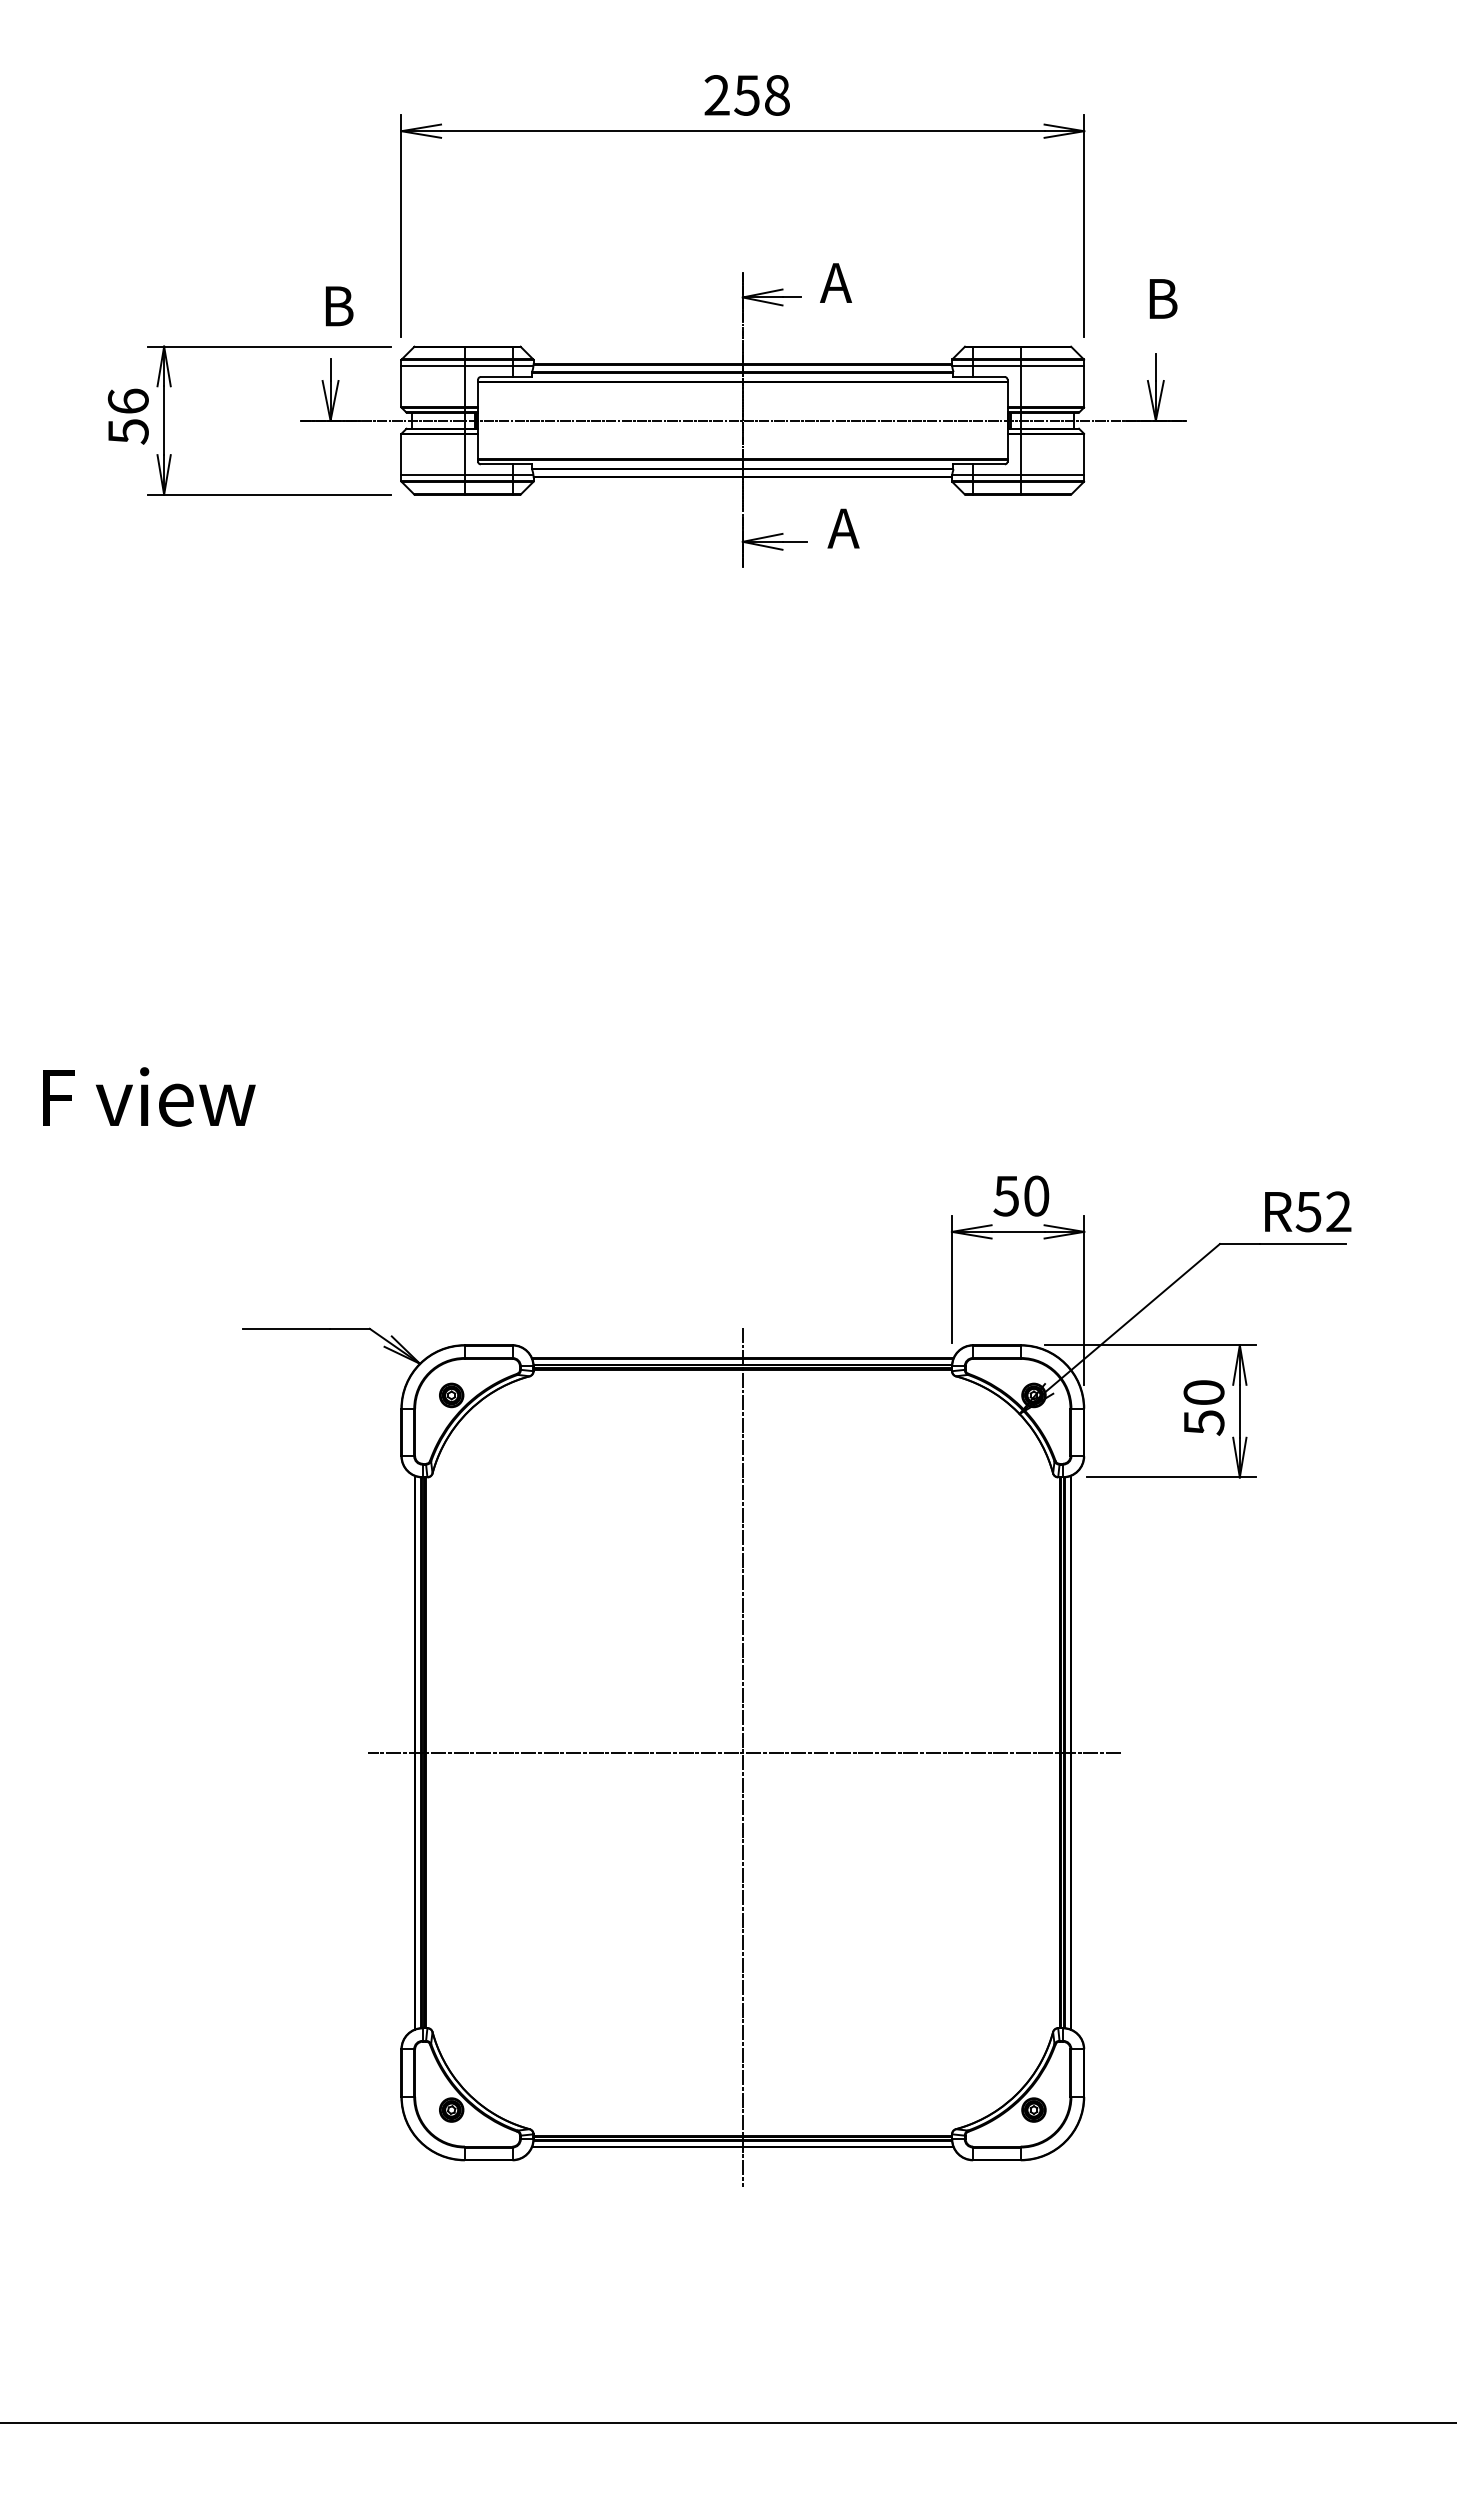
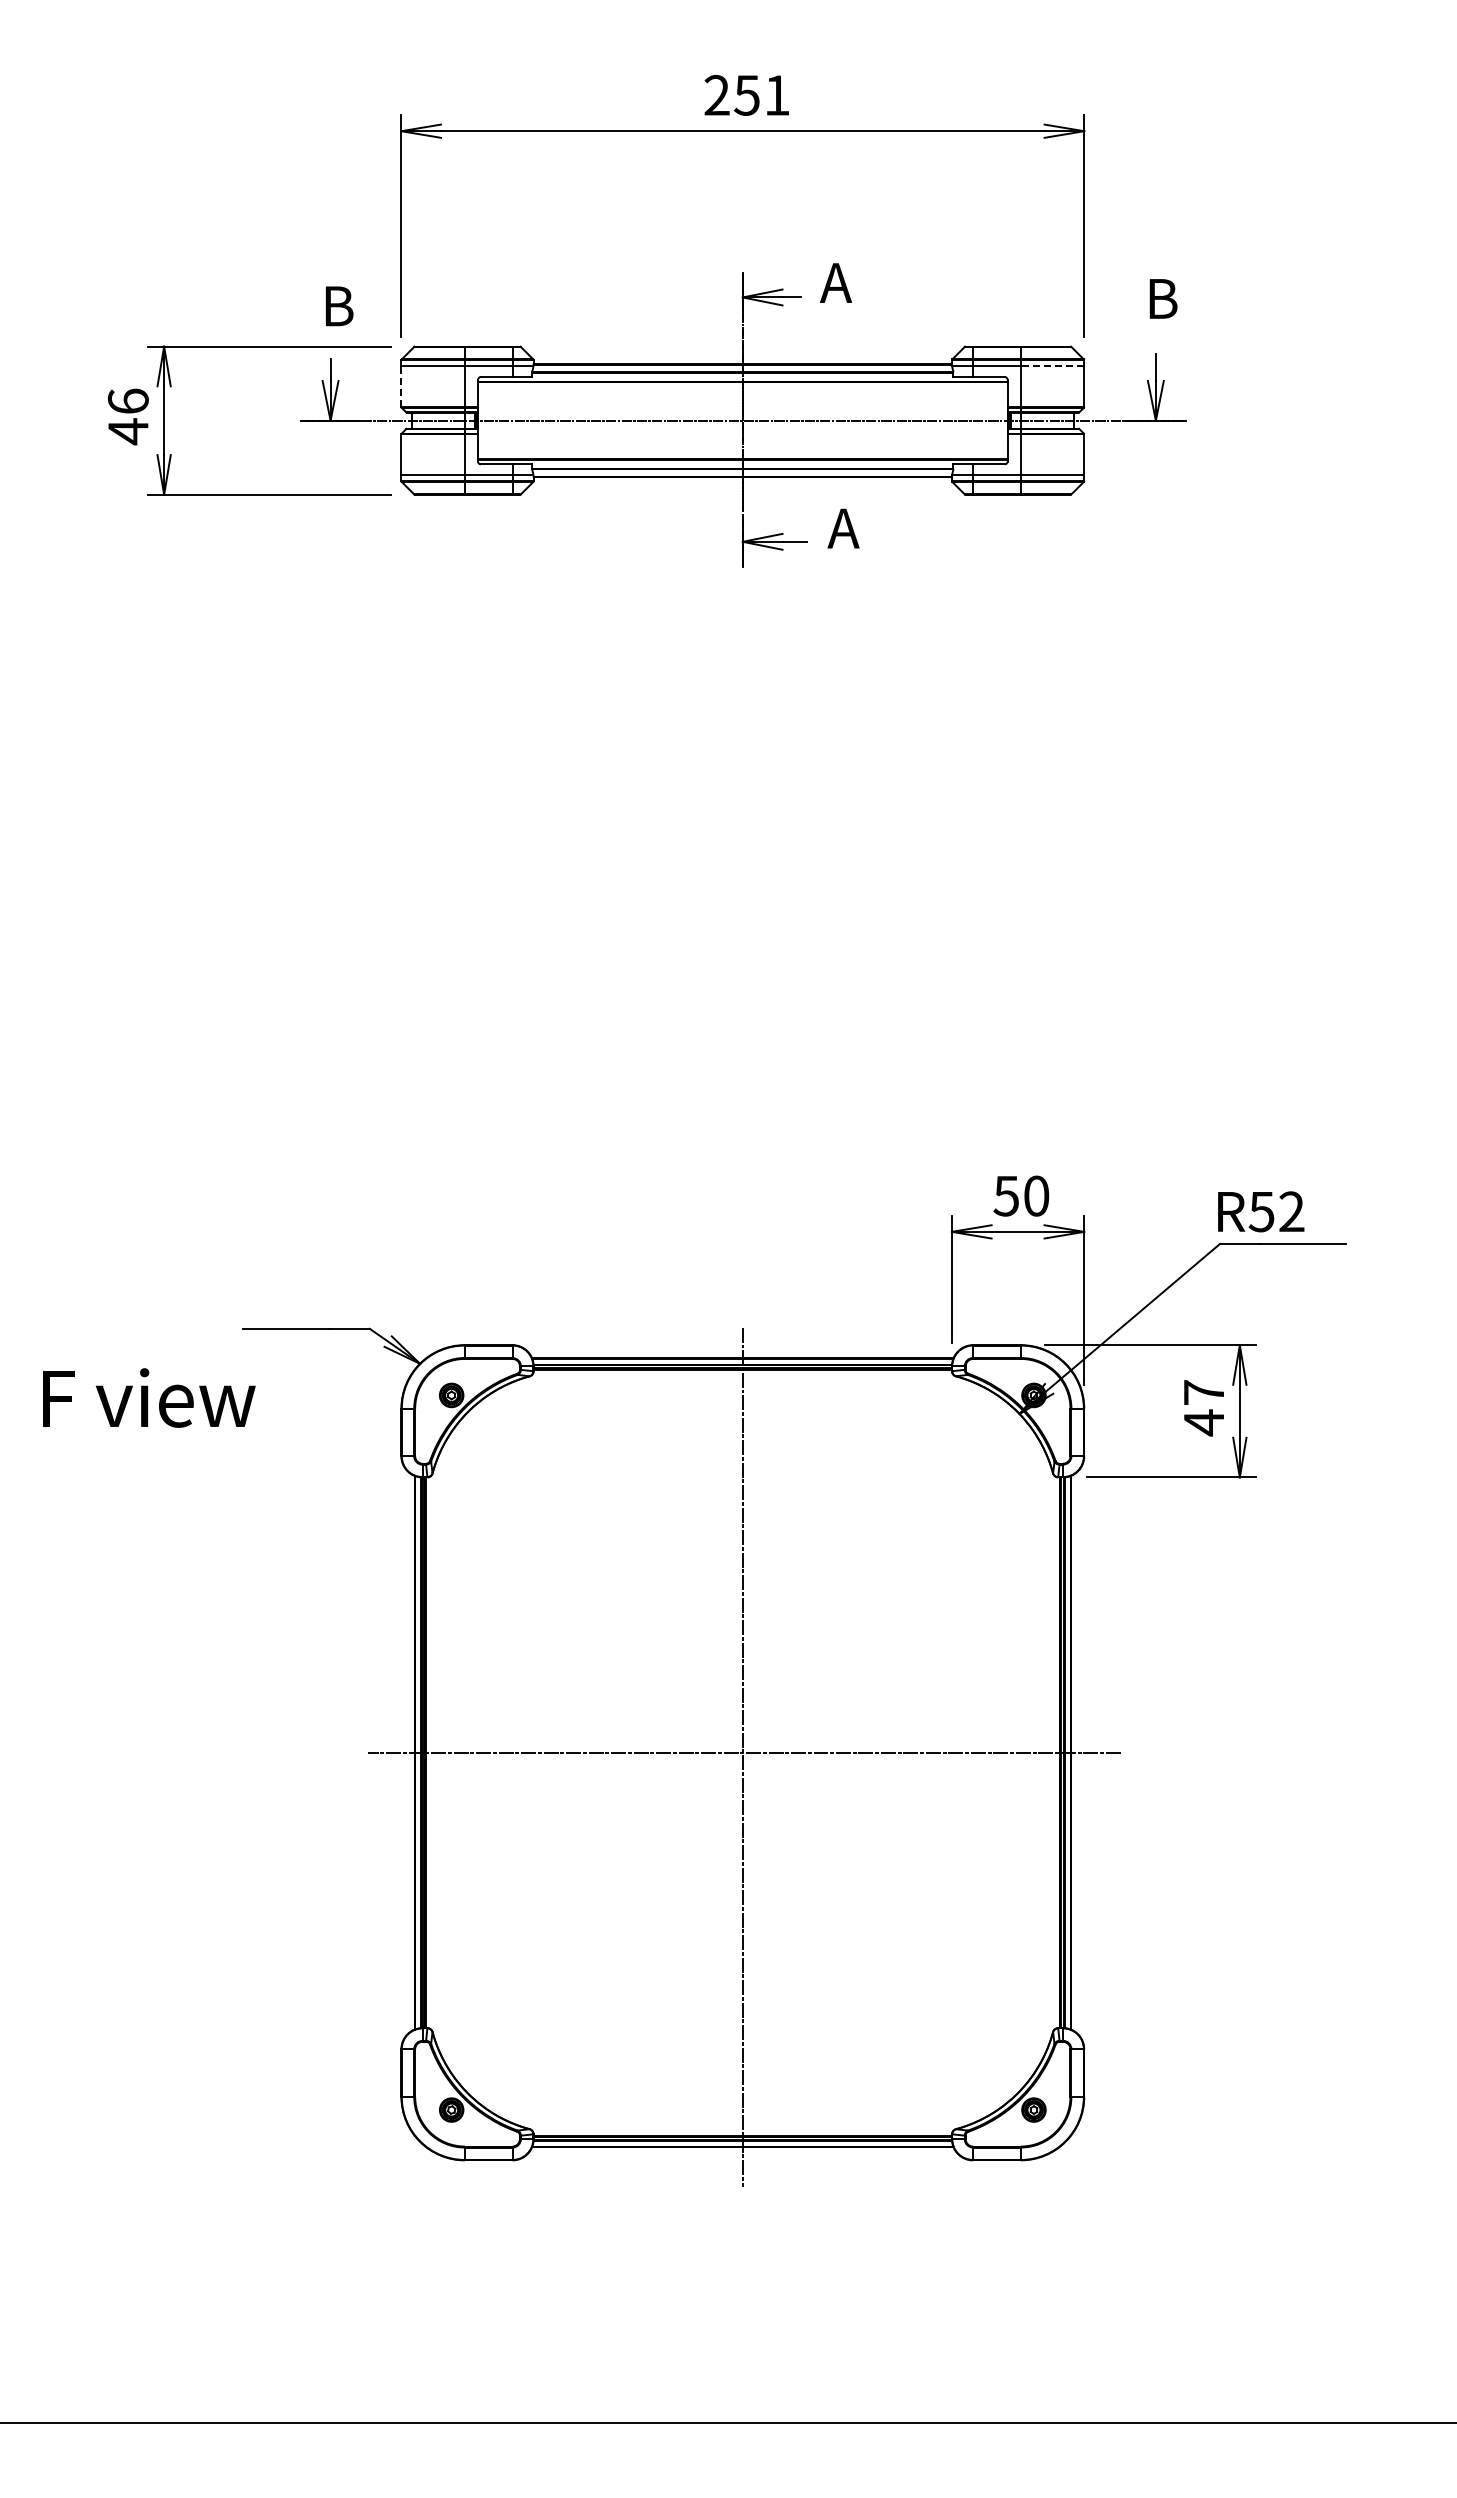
text: 258 -> 251 (777, 95)
line: solid -> dashed (1052, 366)
line: solid -> dashed (401, 386)
text: 56 -> 46 (128, 431)
text position: (149, 1096) -> (149, 1397) (149, 1397)
text position: (1308, 1211) -> (1261, 1211) (1261, 1211)
text: 50 -> 47 (1203, 1408)
